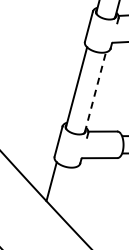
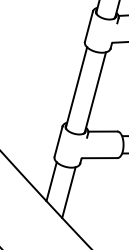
line: dashed -> solid (95, 92)
line: none -> present (68, 192)
